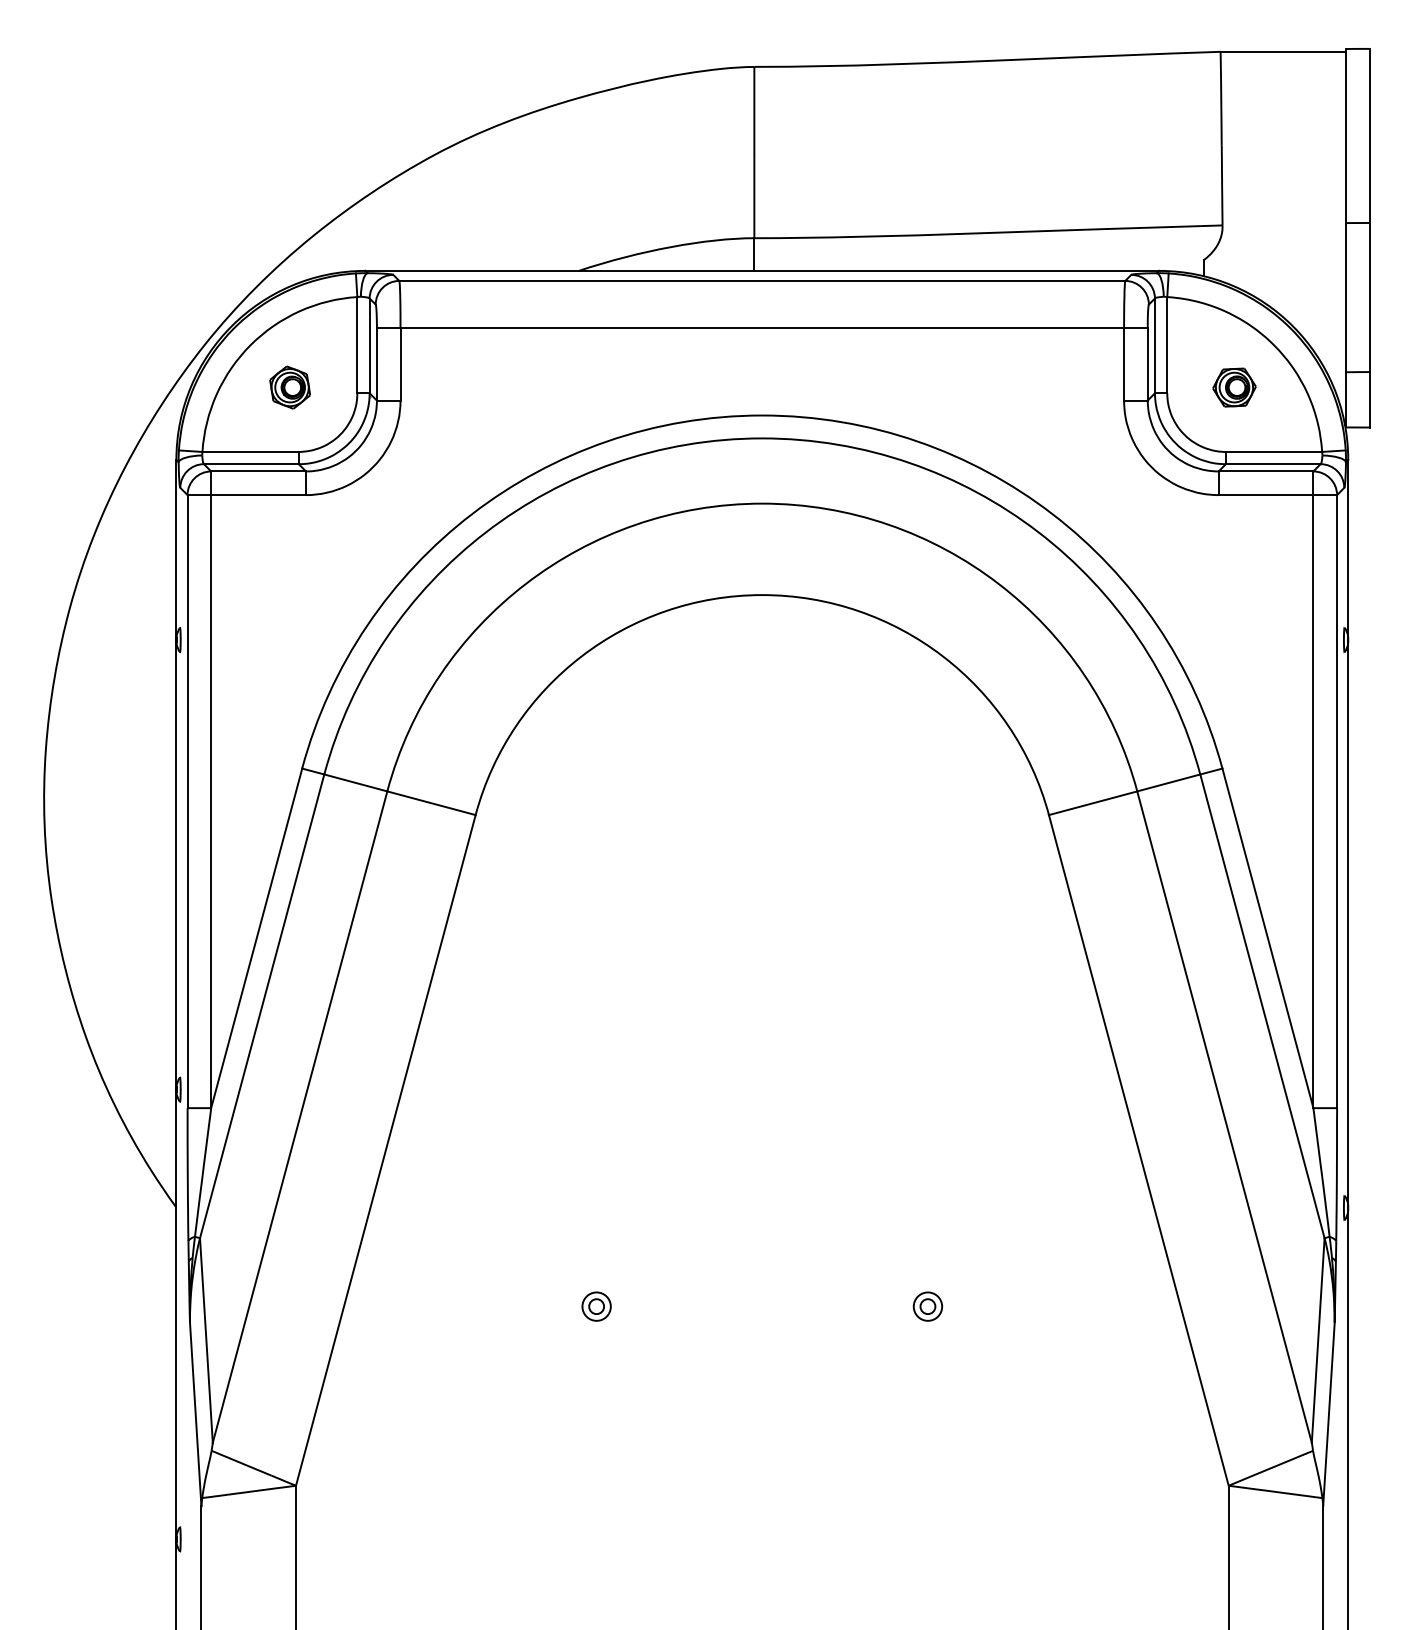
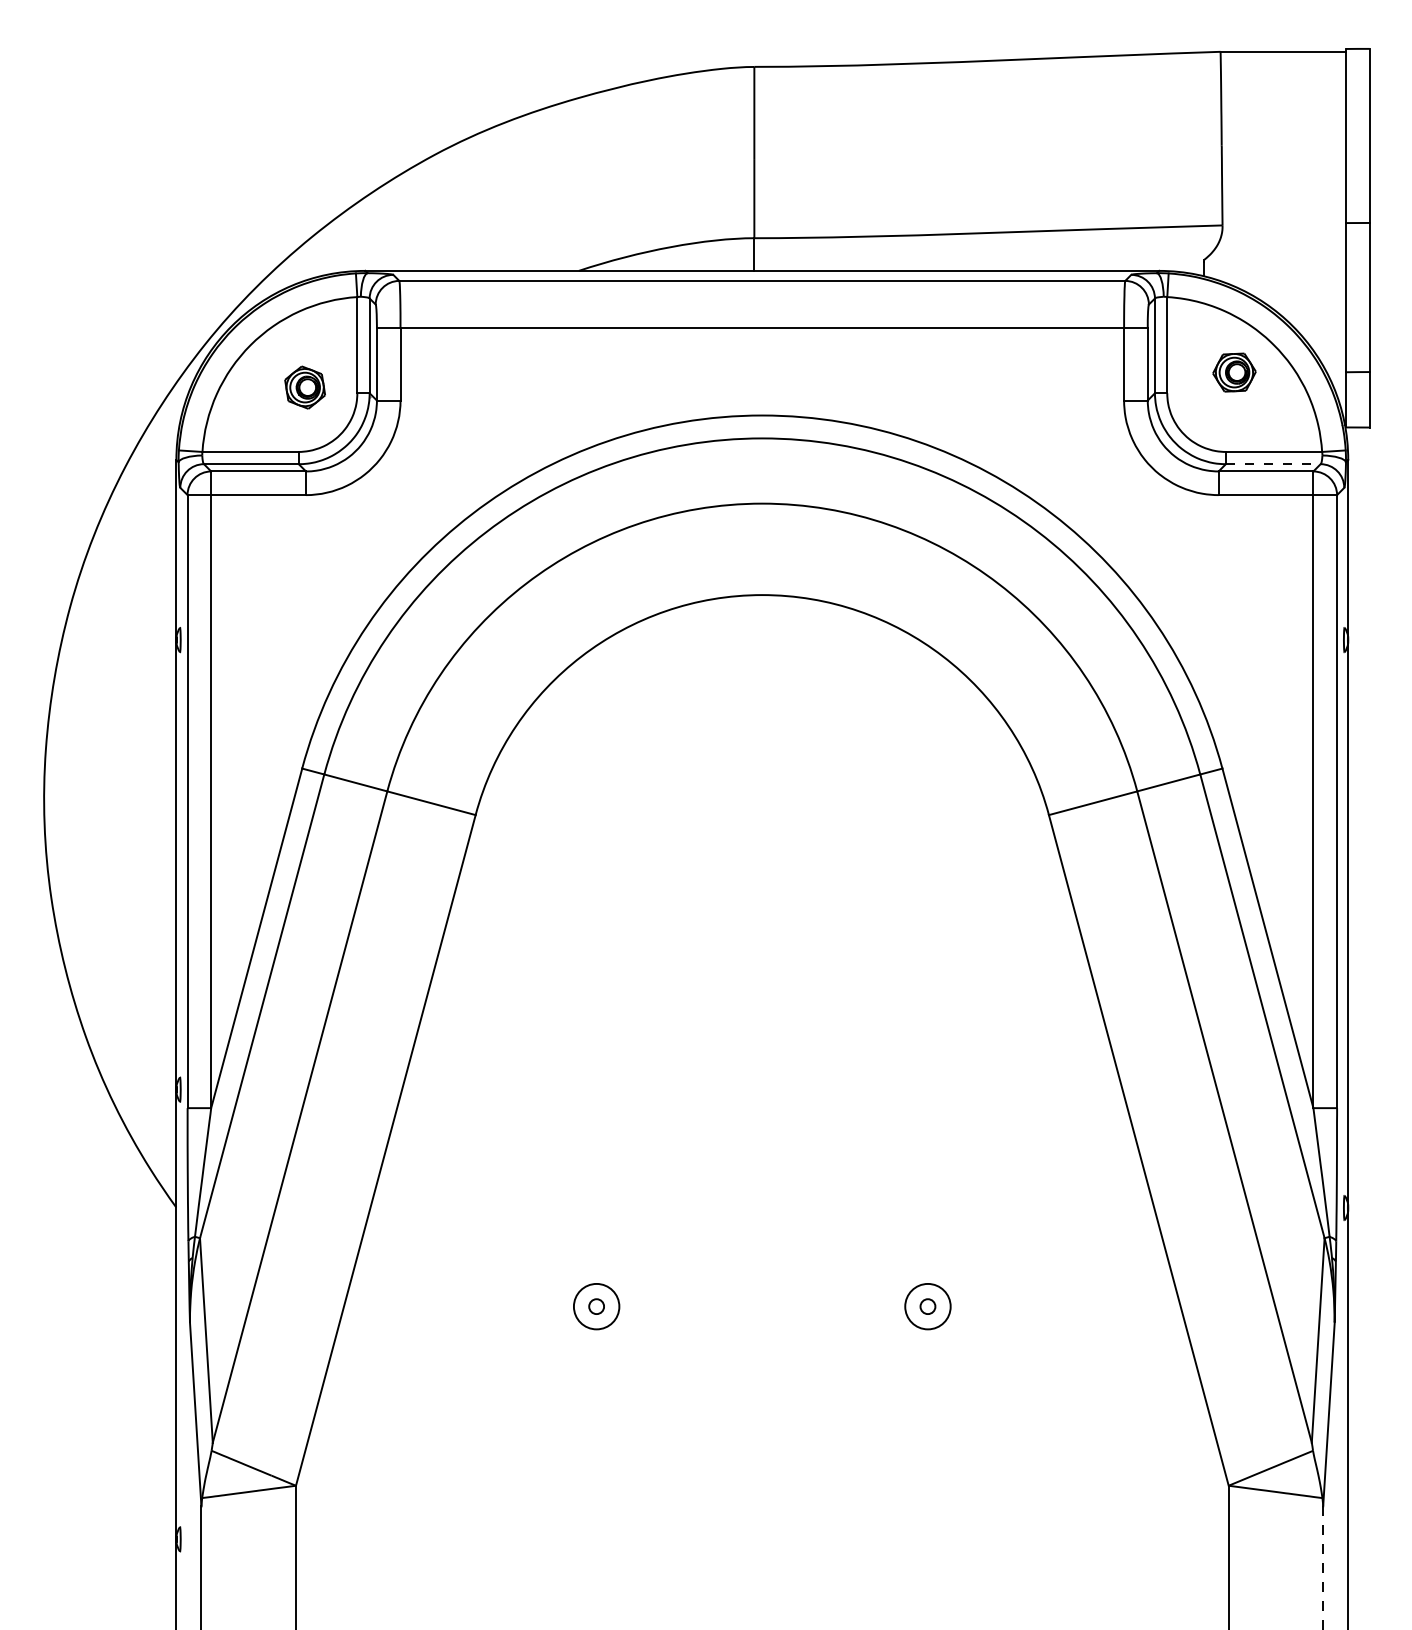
part position: (289, 387) -> (304, 387) (304, 387)
part position: (1234, 387) -> (1234, 372) (1234, 372)
line: solid -> dashed (1273, 464)
circle diameter: 28 px -> 45 px (596, 1306)
circle diameter: 28 px -> 45 px (927, 1306)
line: solid -> dashed (1323, 1568)
